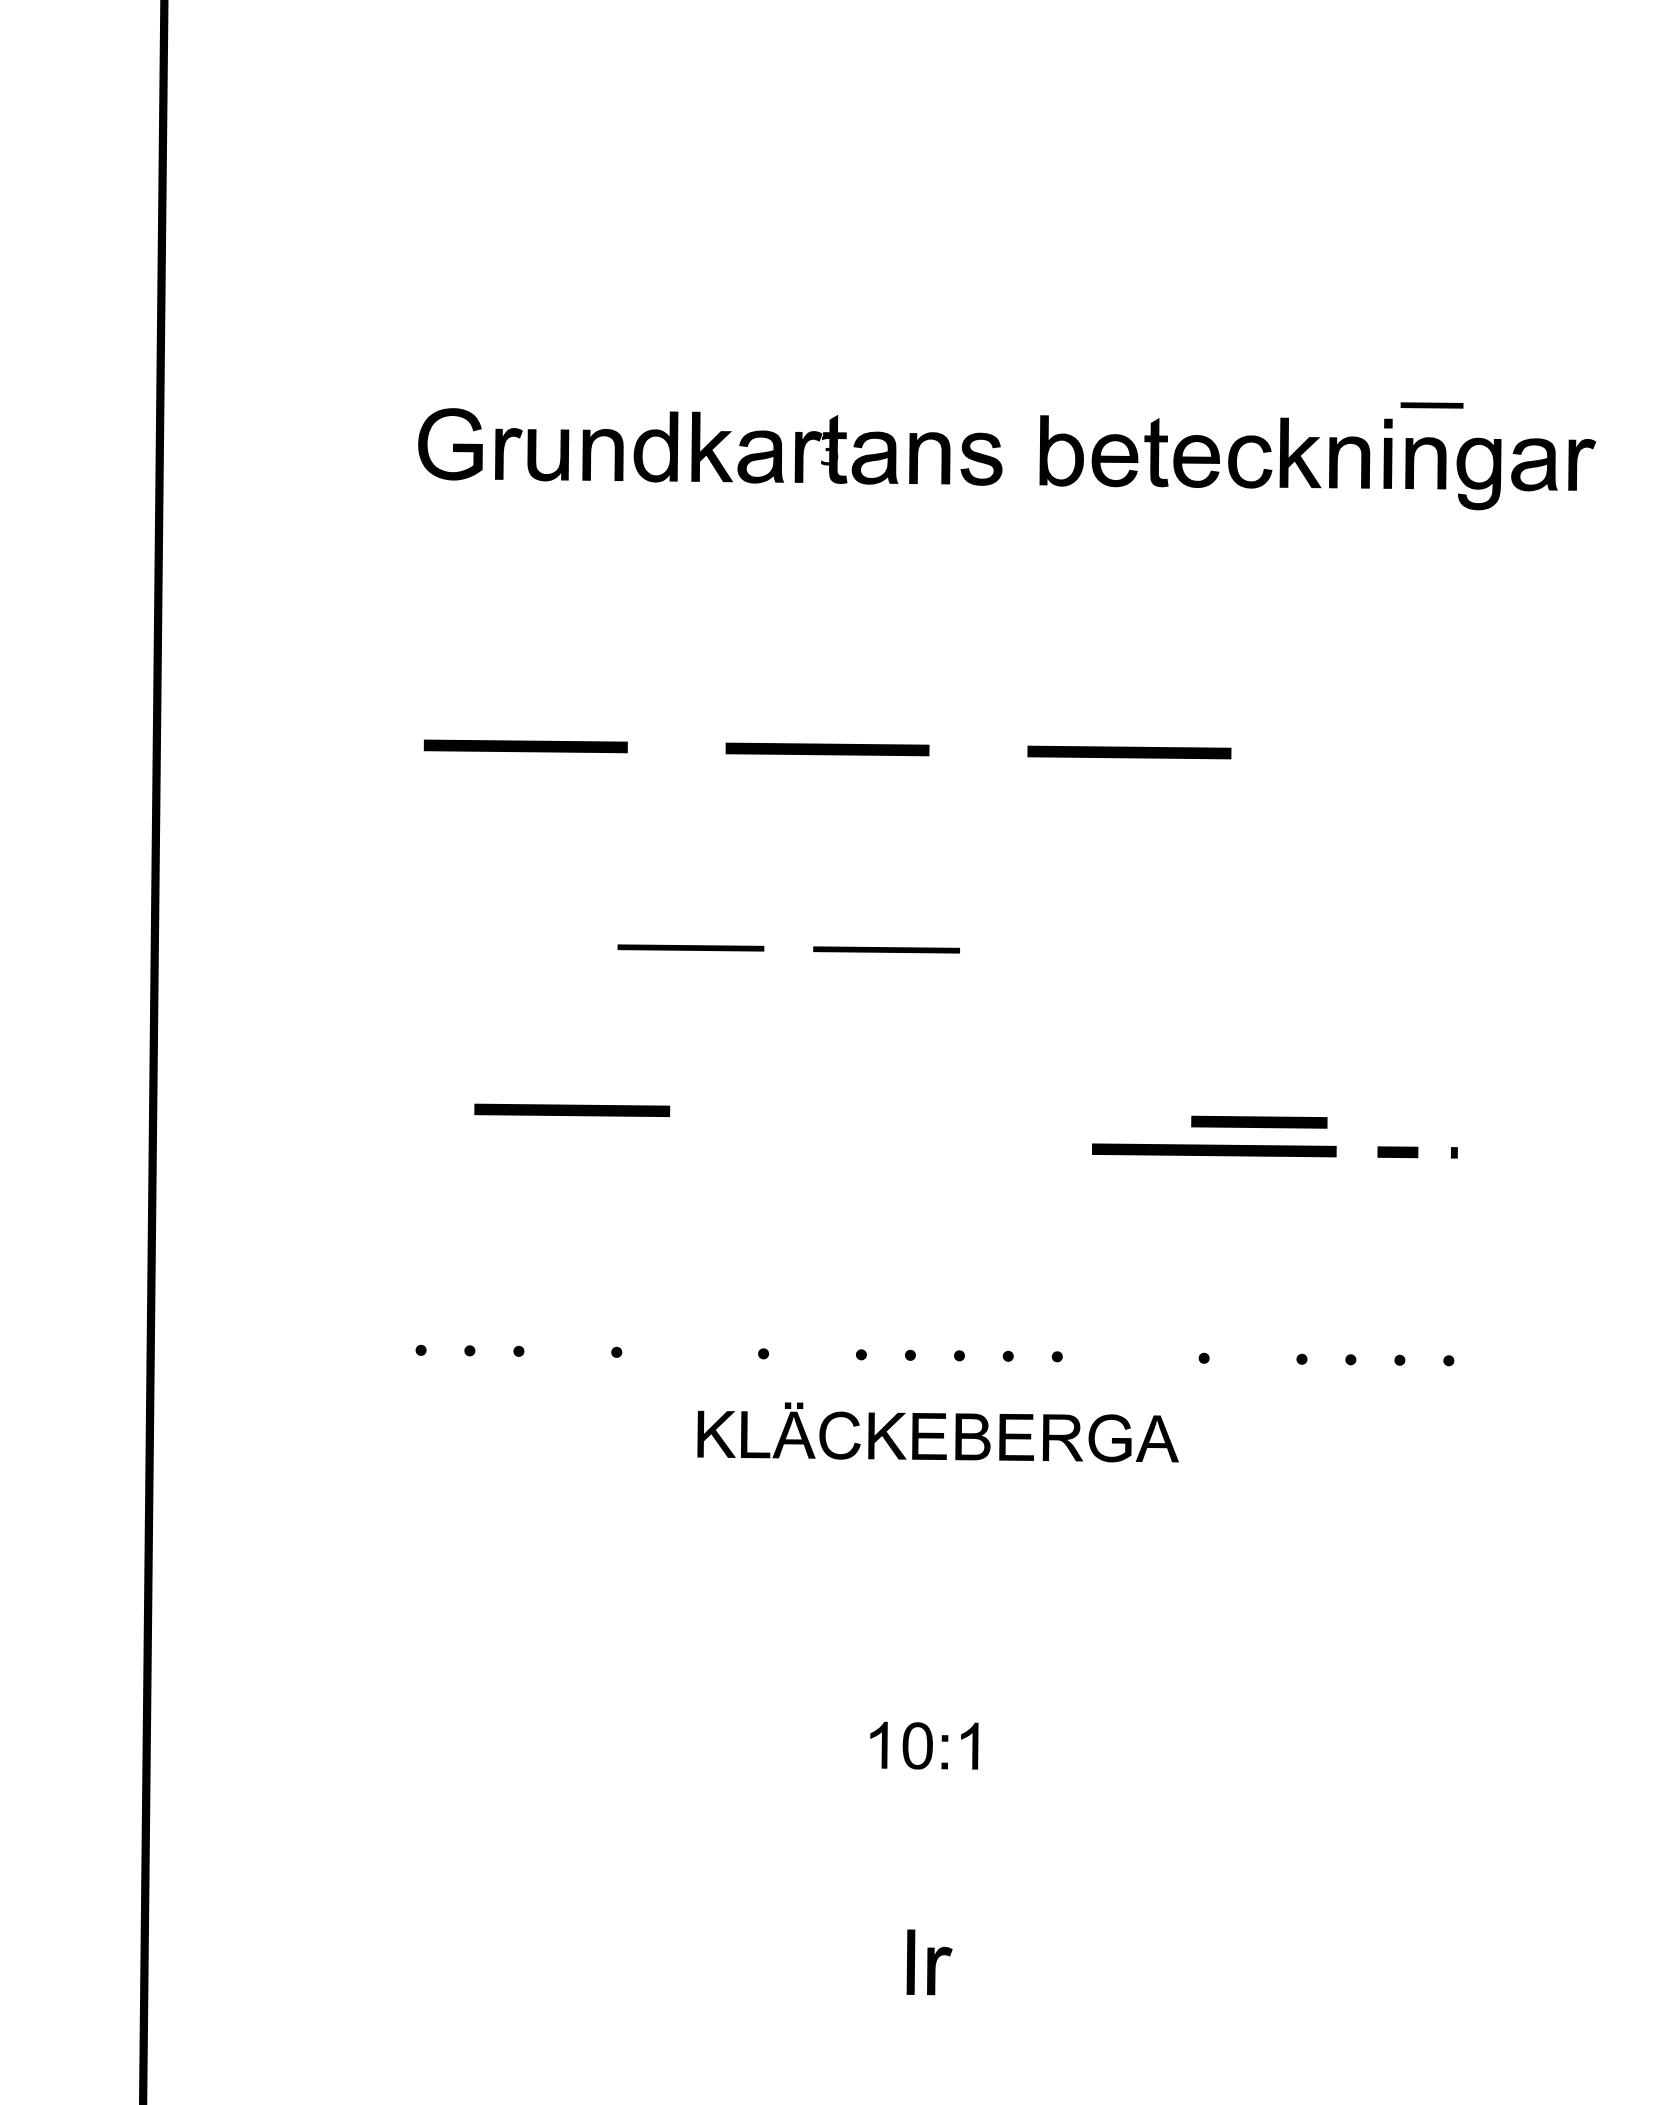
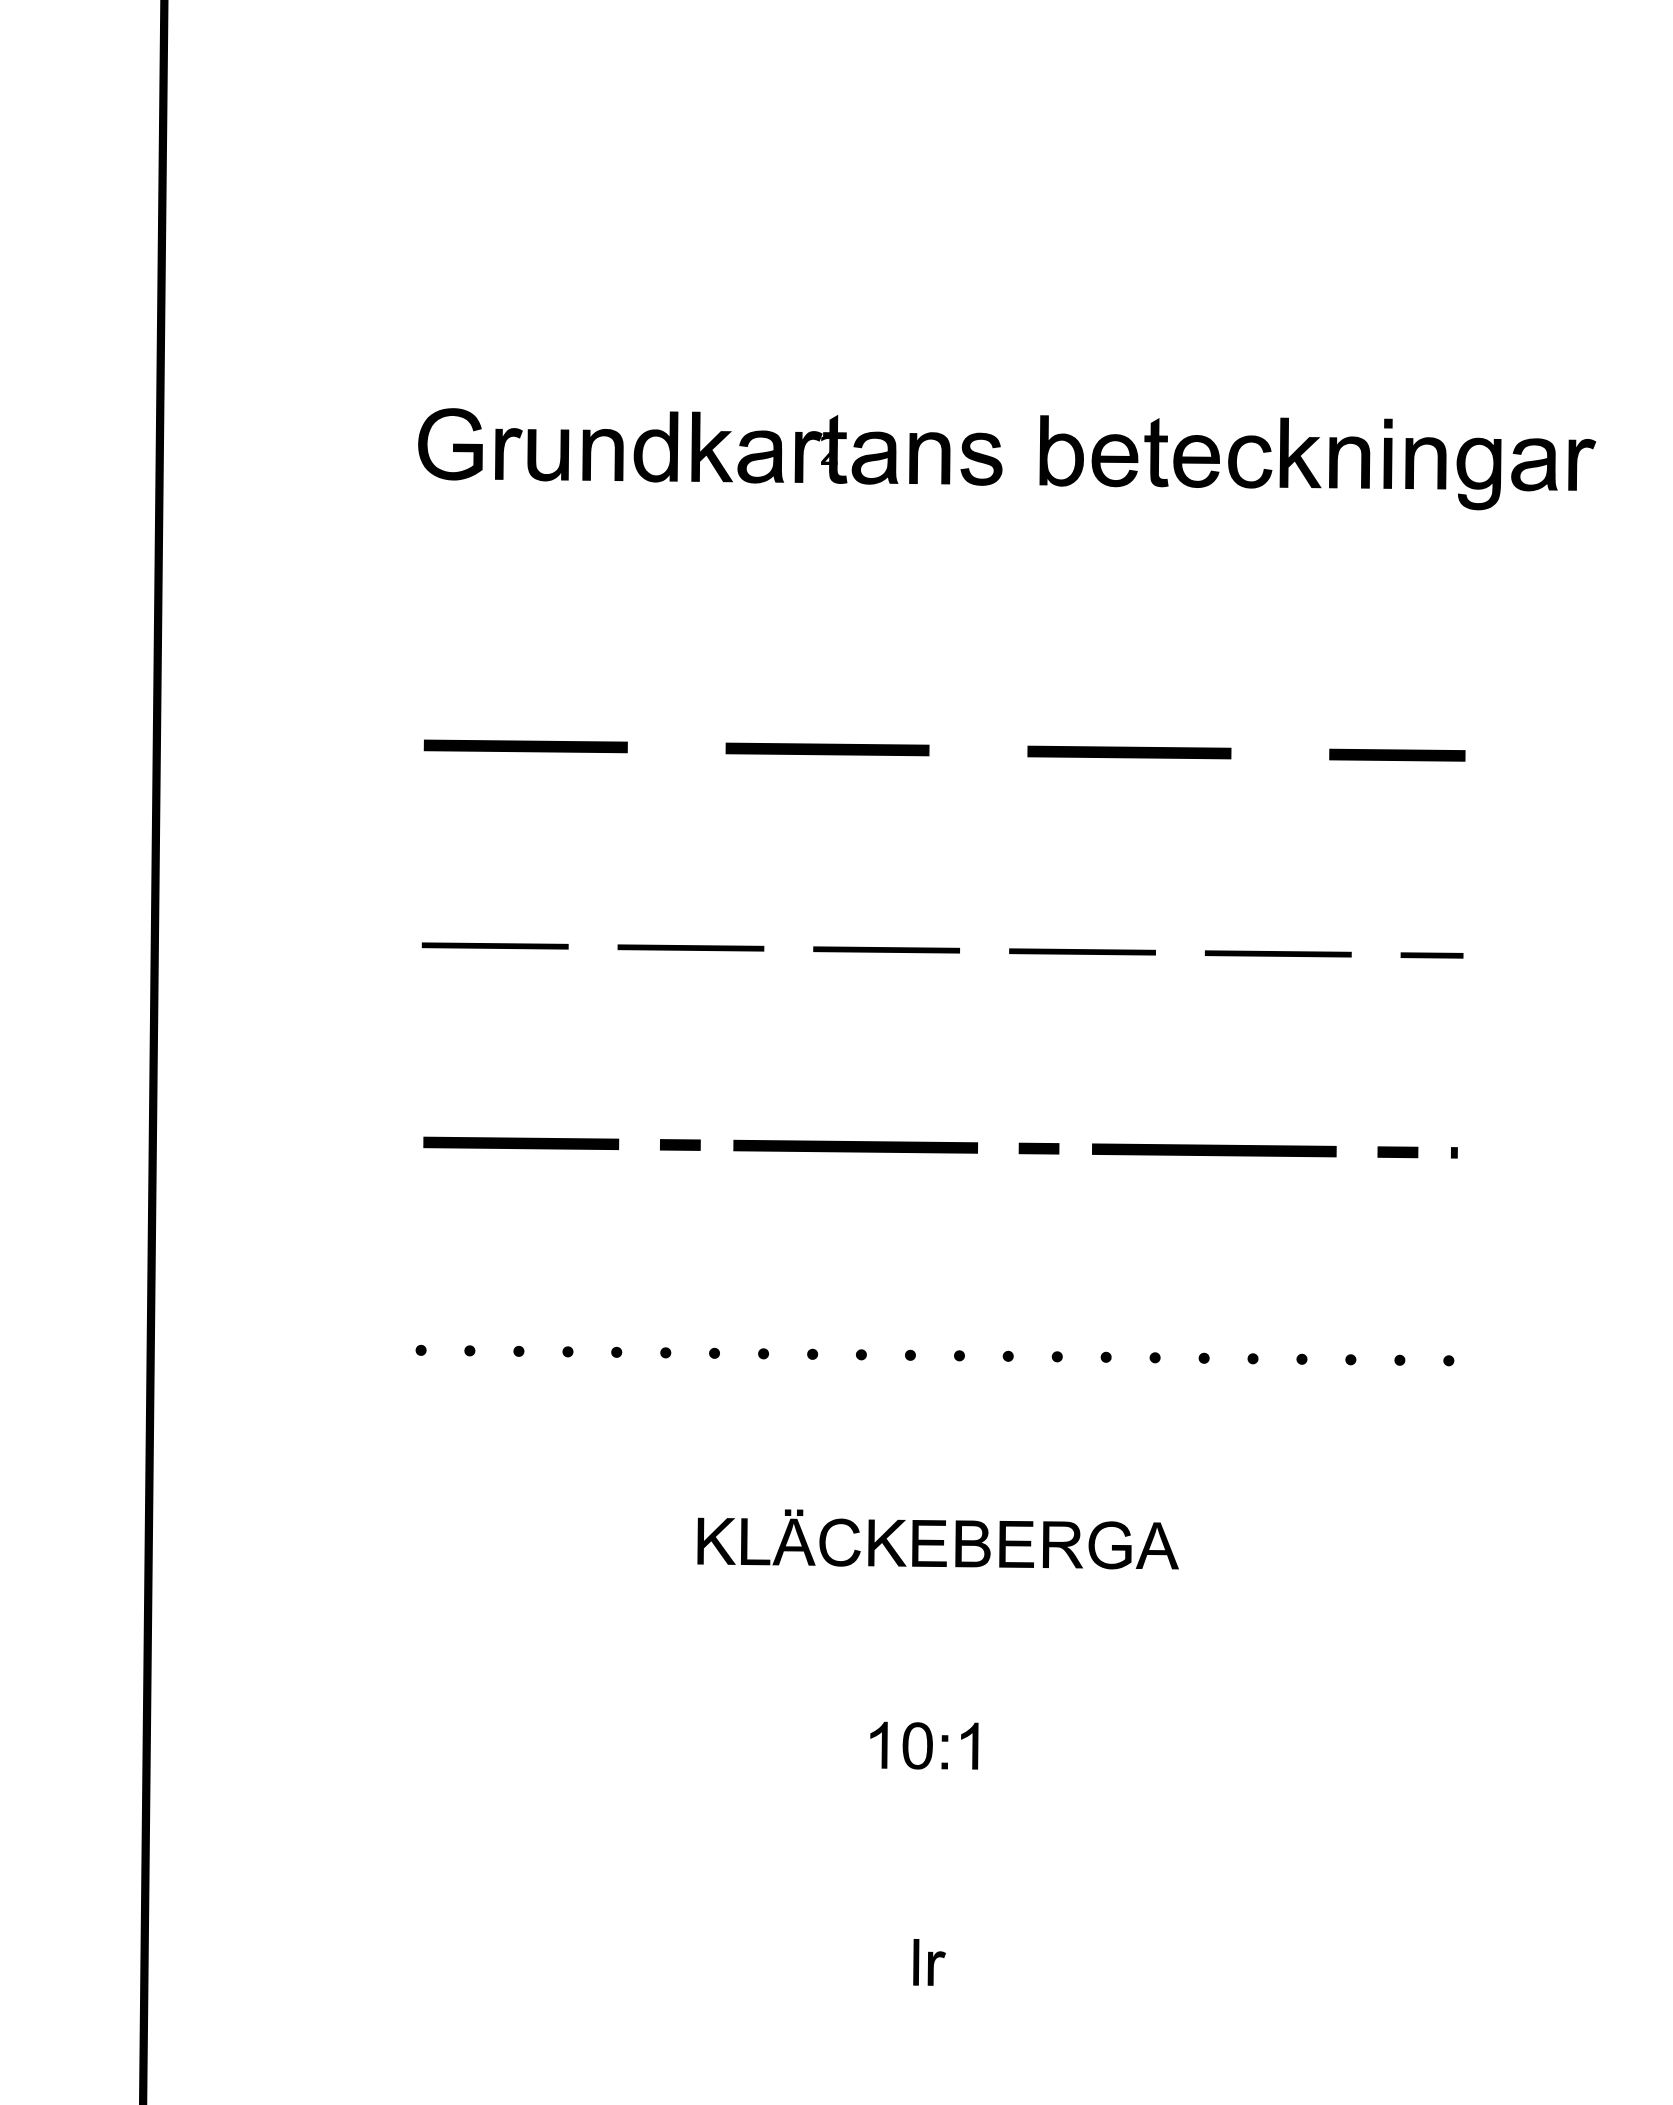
line position: (1431, 405) -> (1431, 955) (1431, 955)
text: 3 -> 2 (829, 450)
line: none -> present (494, 945)
line: none -> present (1082, 951)
line: none -> present (1277, 953)
line position: (572, 1109) -> (521, 1142) (521, 1142)
line position: (1259, 1121) -> (1397, 754) (1397, 754)
line: none -> present (680, 1144)
line: none -> present (855, 1146)
line: none -> present (1038, 1148)
fill: none -> present (567, 1351)
fill: none -> present (665, 1352)
fill: none -> present (714, 1352)
fill: none -> present (812, 1353)
fill: none -> present (1105, 1356)
fill: none -> present (1154, 1357)
fill: none -> present (1252, 1358)
part position: (937, 1432) -> (937, 1539) (937, 1539)
part size: 47x67 px -> 33x47 px (929, 1962)
